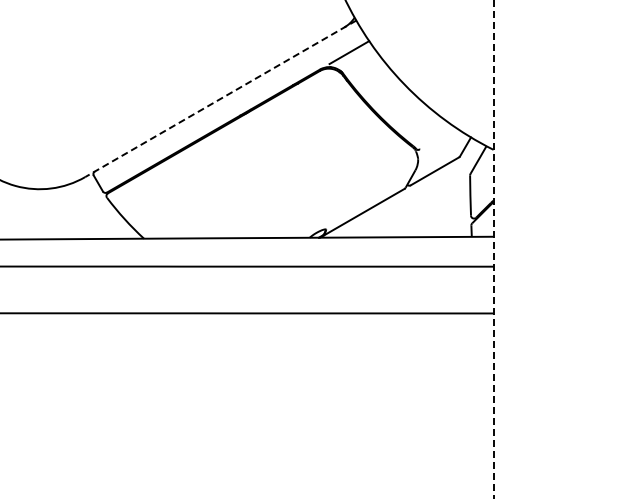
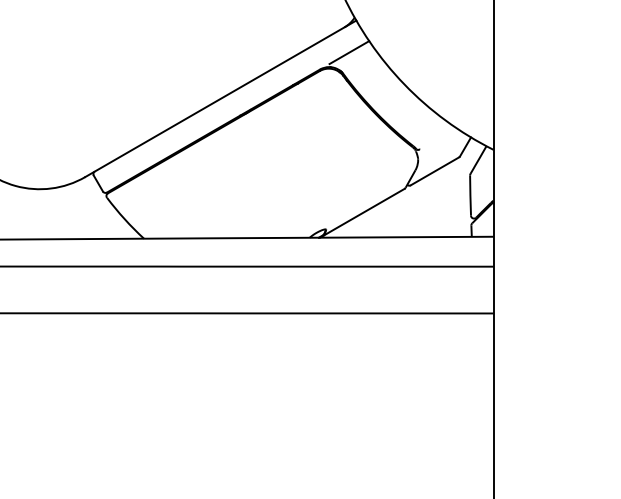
line: dashed -> solid (220, 99)
line: dashed -> solid (493, 249)
